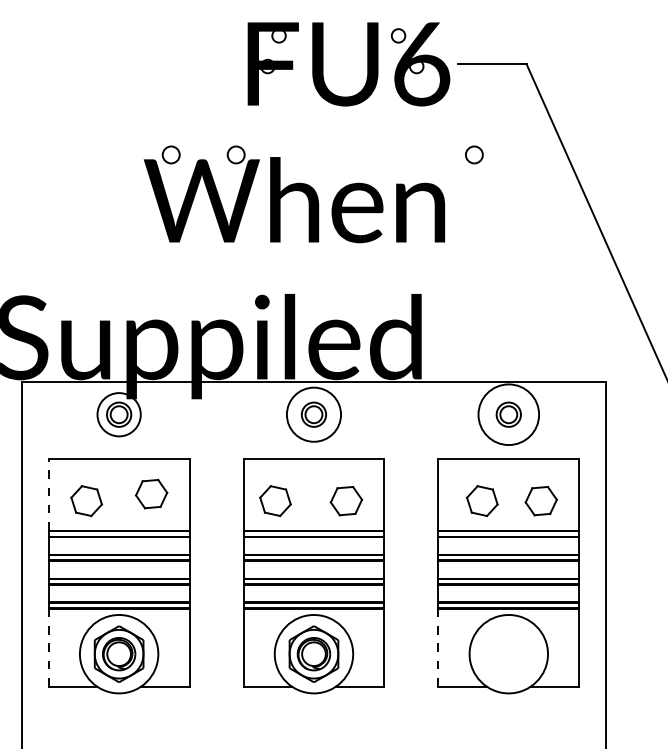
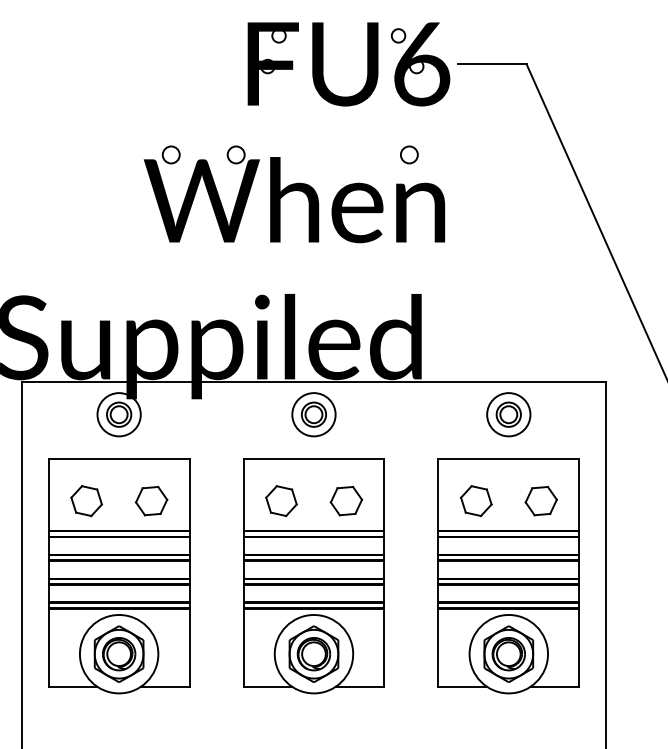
circle position: (474, 154) -> (409, 154) (409, 154)
circle diameter: 54 px -> 43 px (313, 414)
circle diameter: 61 px -> 43 px (508, 414)
part position: (151, 493) -> (151, 500) (151, 500)
line: dashed -> solid (48, 495)
part position: (275, 501) -> (281, 501) (281, 501)
part position: (482, 501) -> (476, 501) (476, 501)
line: dashed -> solid (48, 647)
line: dashed -> solid (438, 647)
part: none -> present (508, 653)
